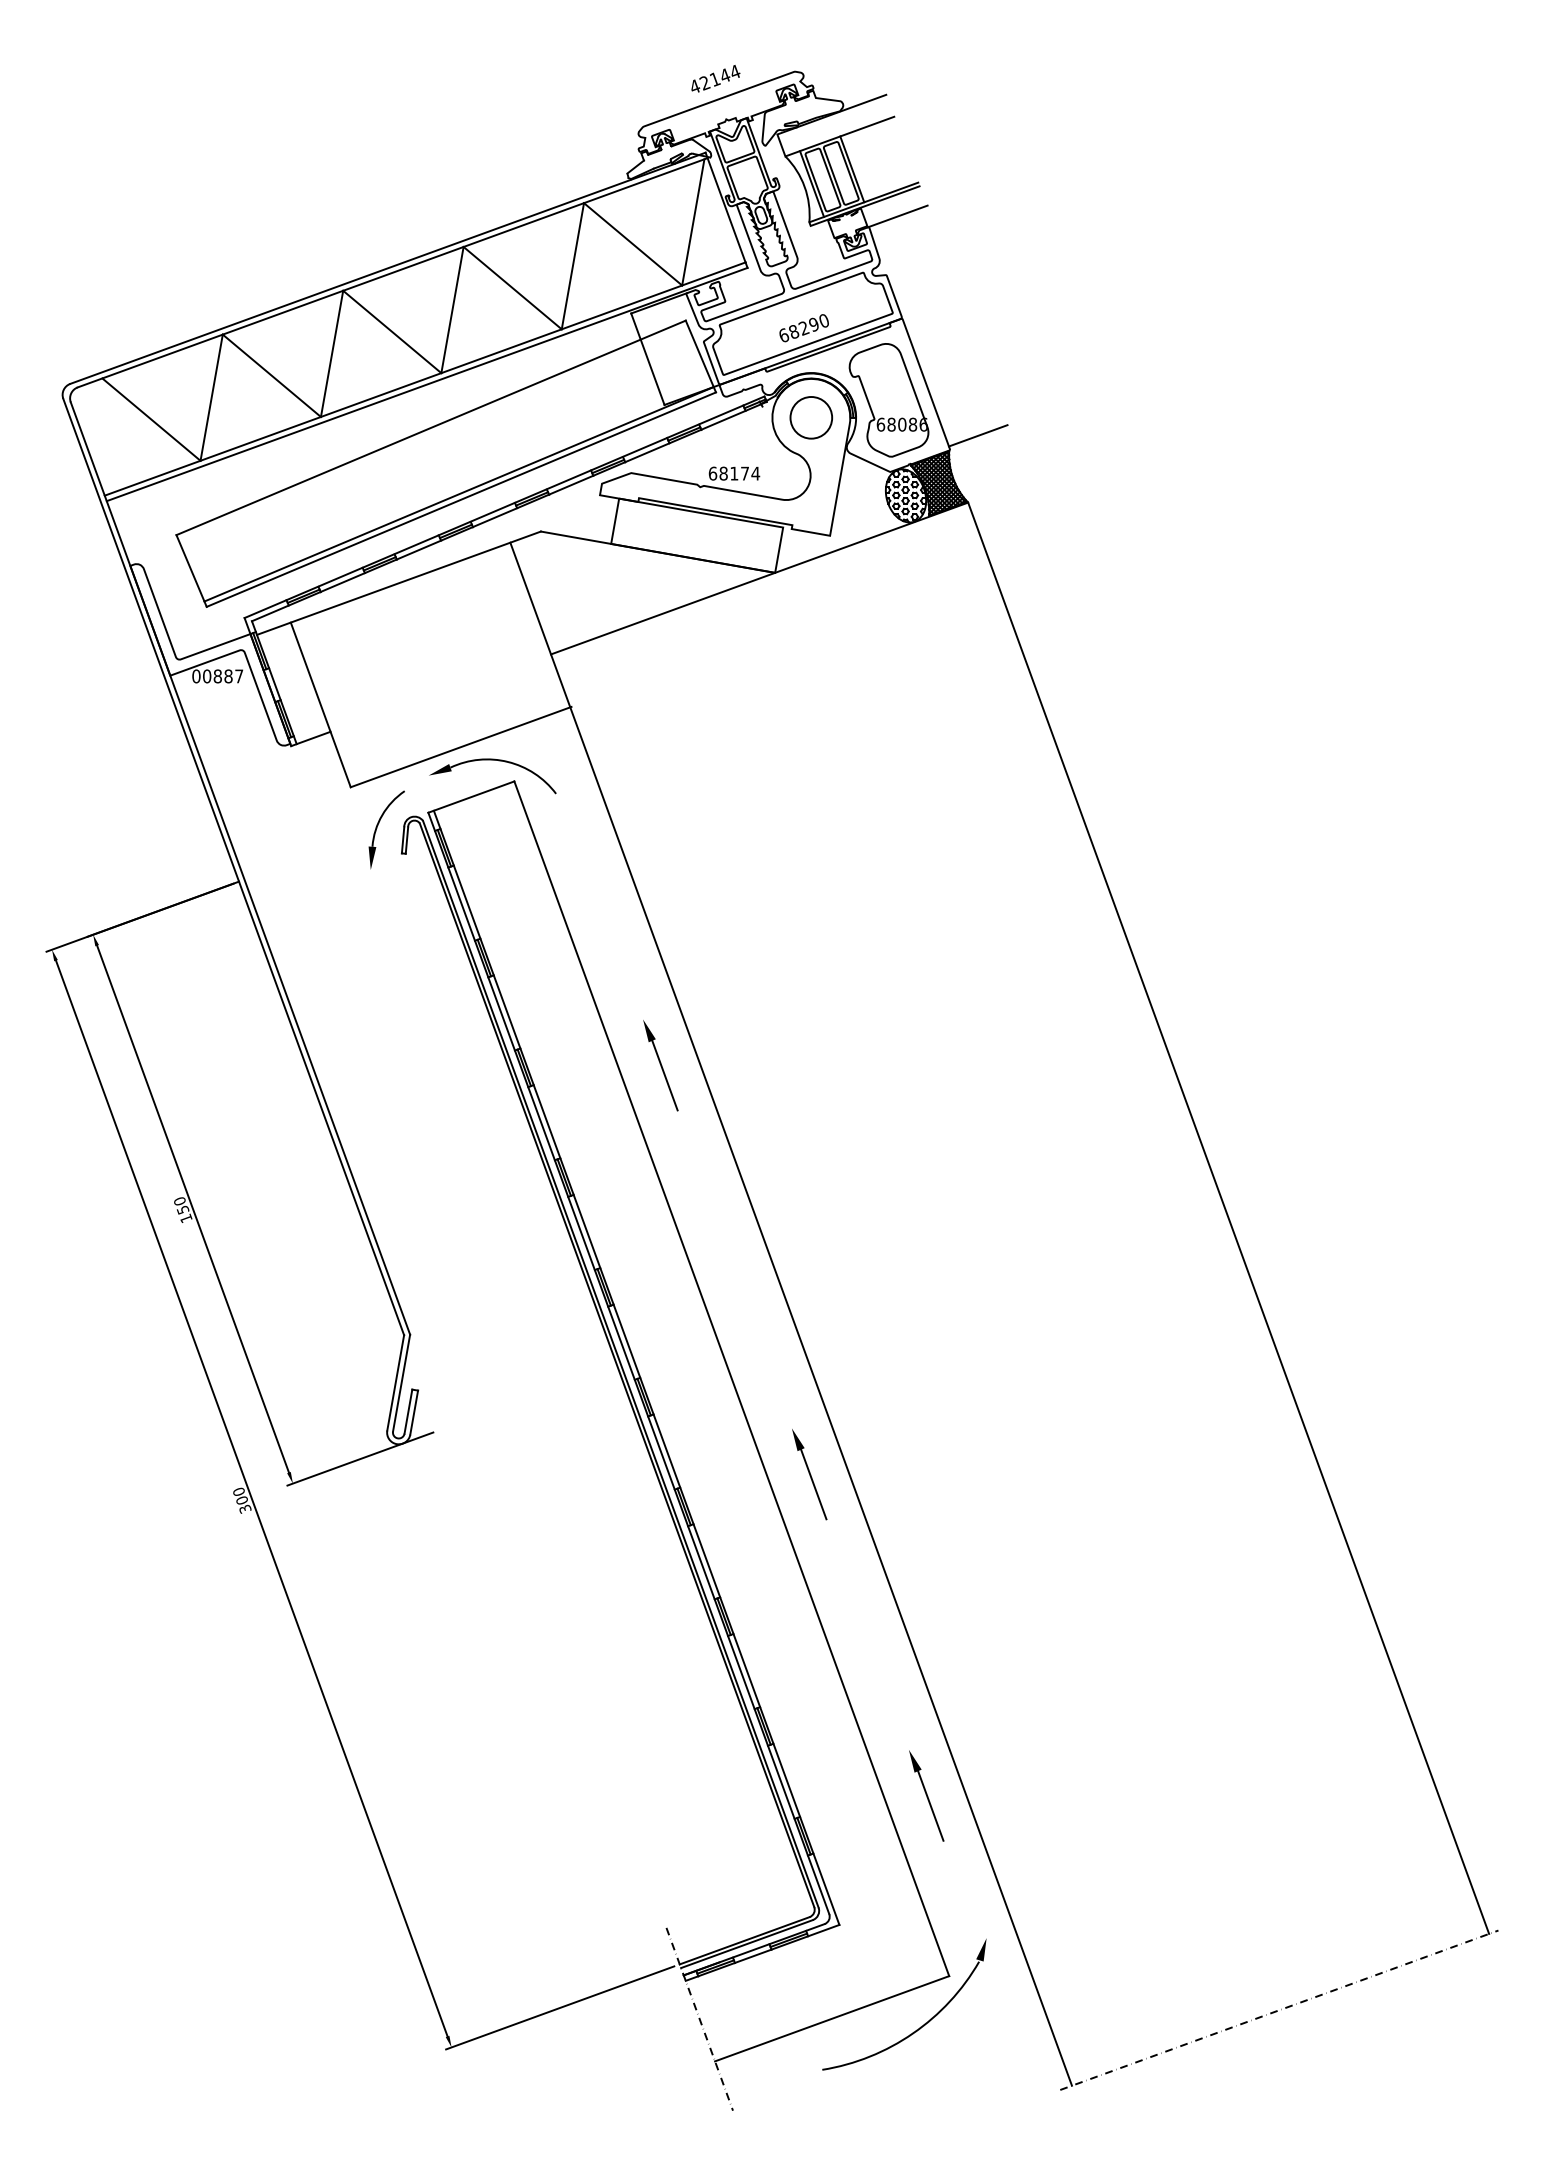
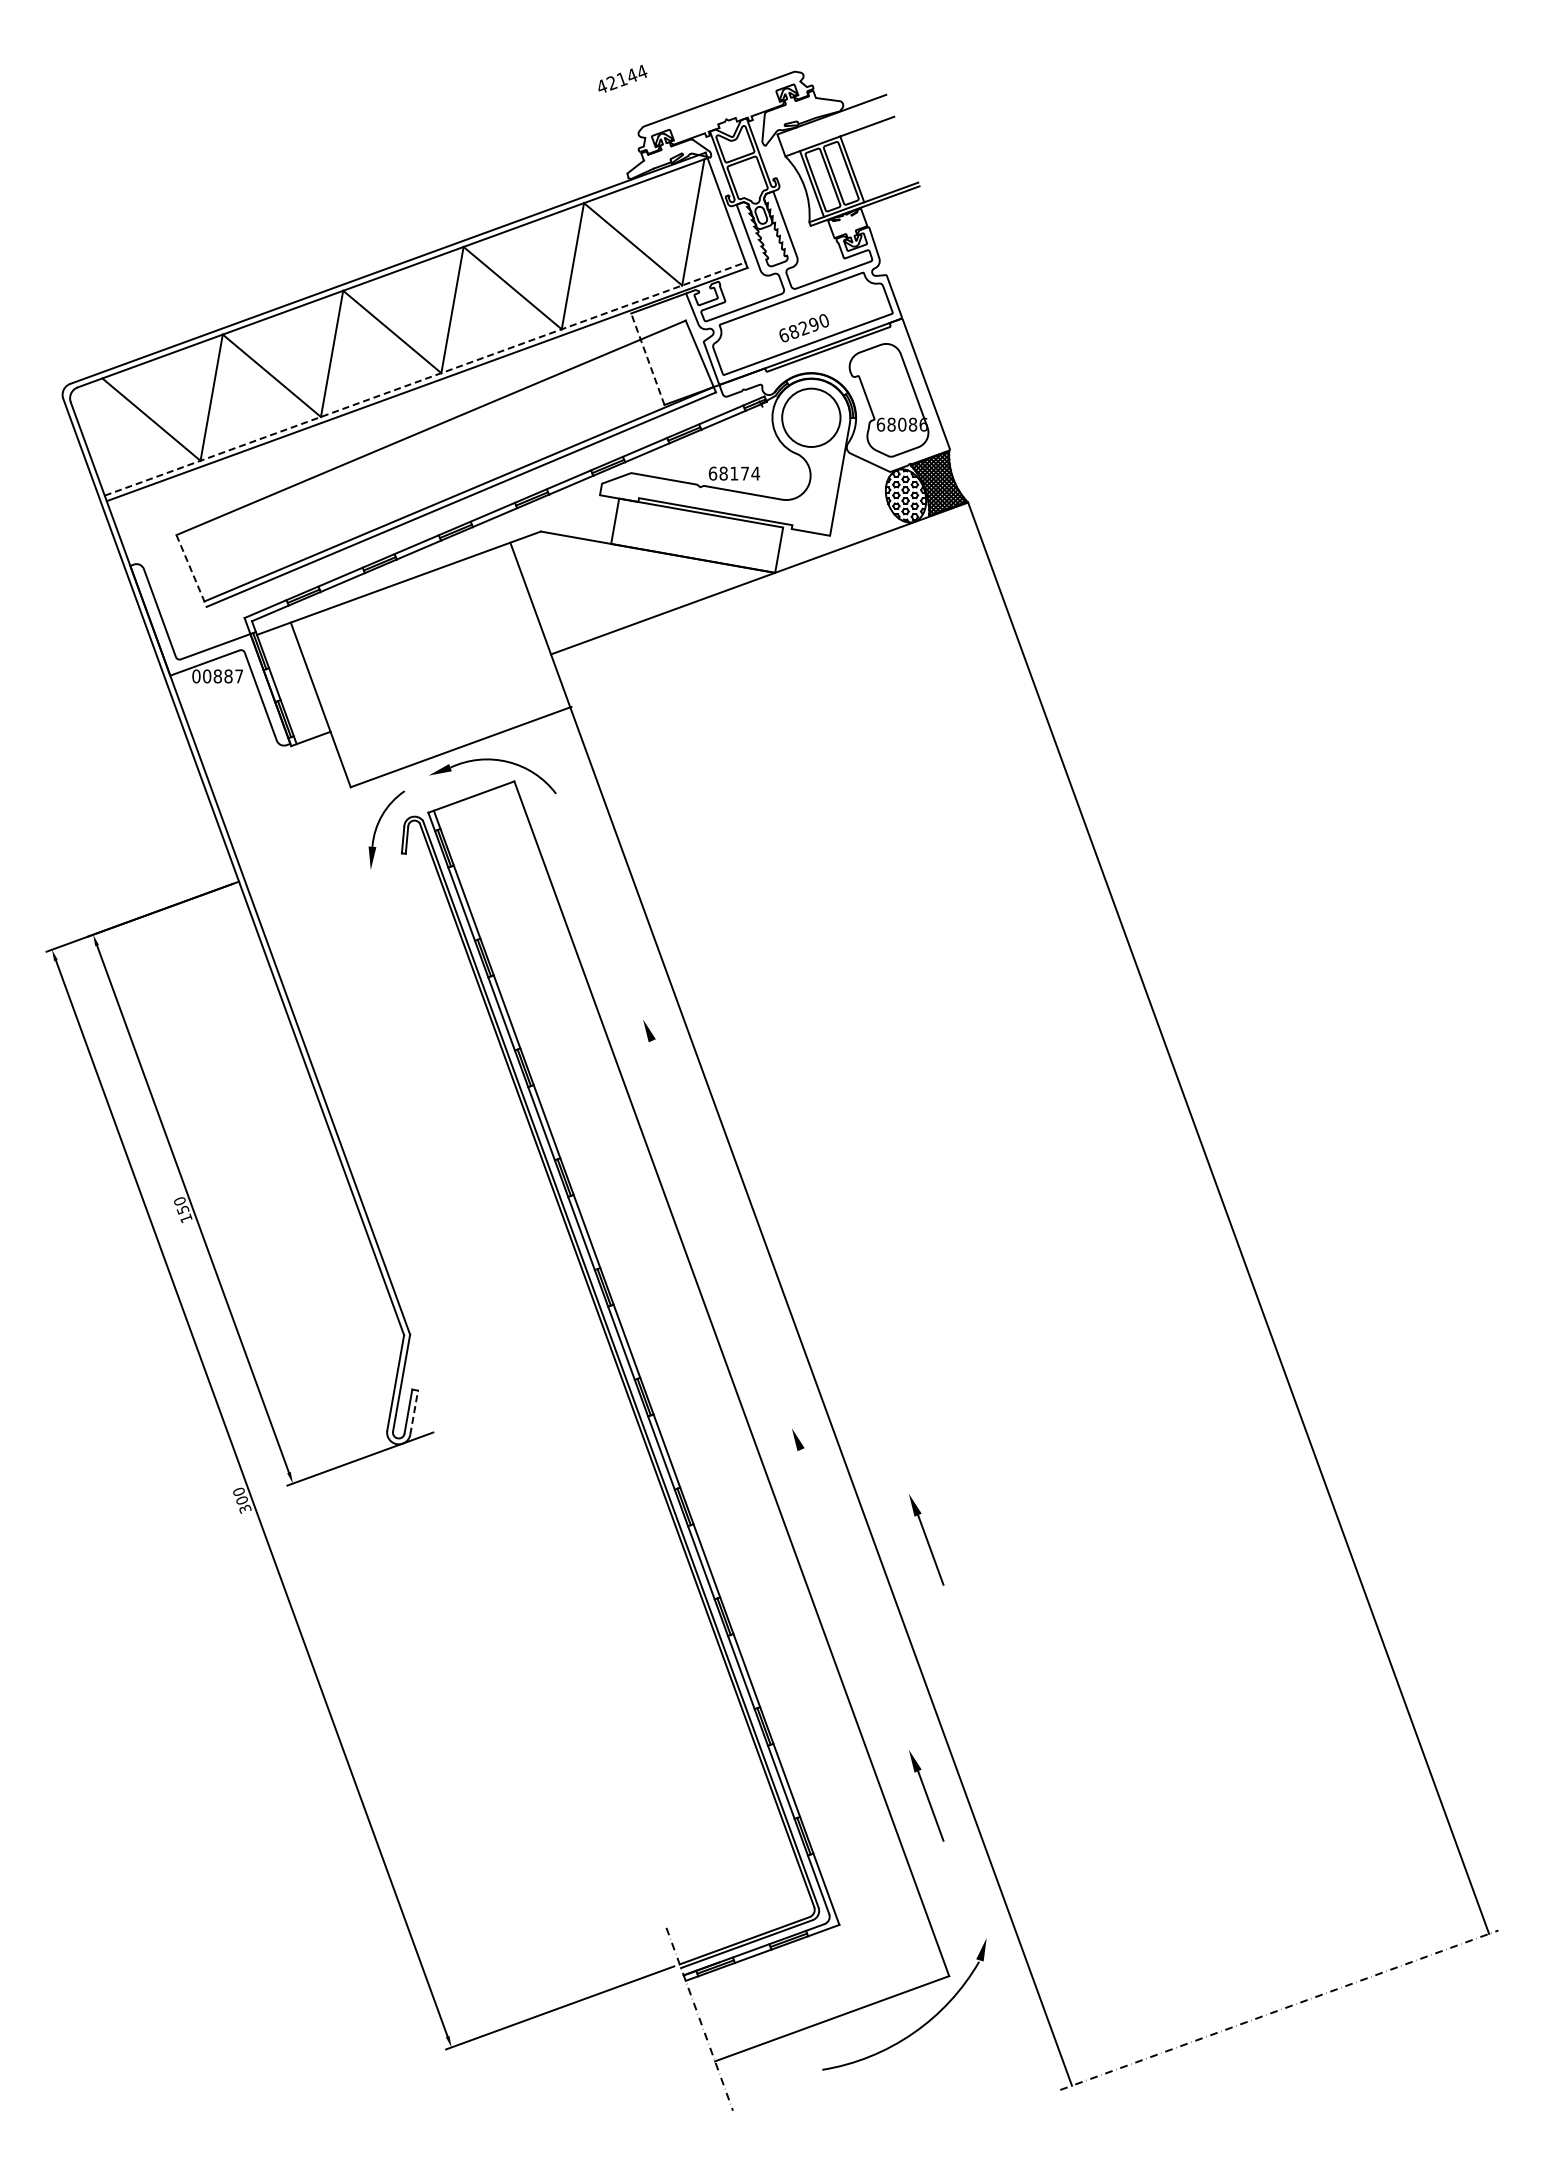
text position: (715, 78) -> (622, 78) (622, 78)
line: present -> none (897, 216)
line: solid -> dashed (647, 359)
line: solid -> dashed (425, 379)
circle diameter: 42 px -> 58 px (811, 417)
line: present -> none (977, 435)
line: solid -> dashed (191, 571)
line: present -> none (664, 1075)
line: solid -> dashed (414, 1412)
line: present -> none (813, 1484)
part: none -> present (926, 1539)
